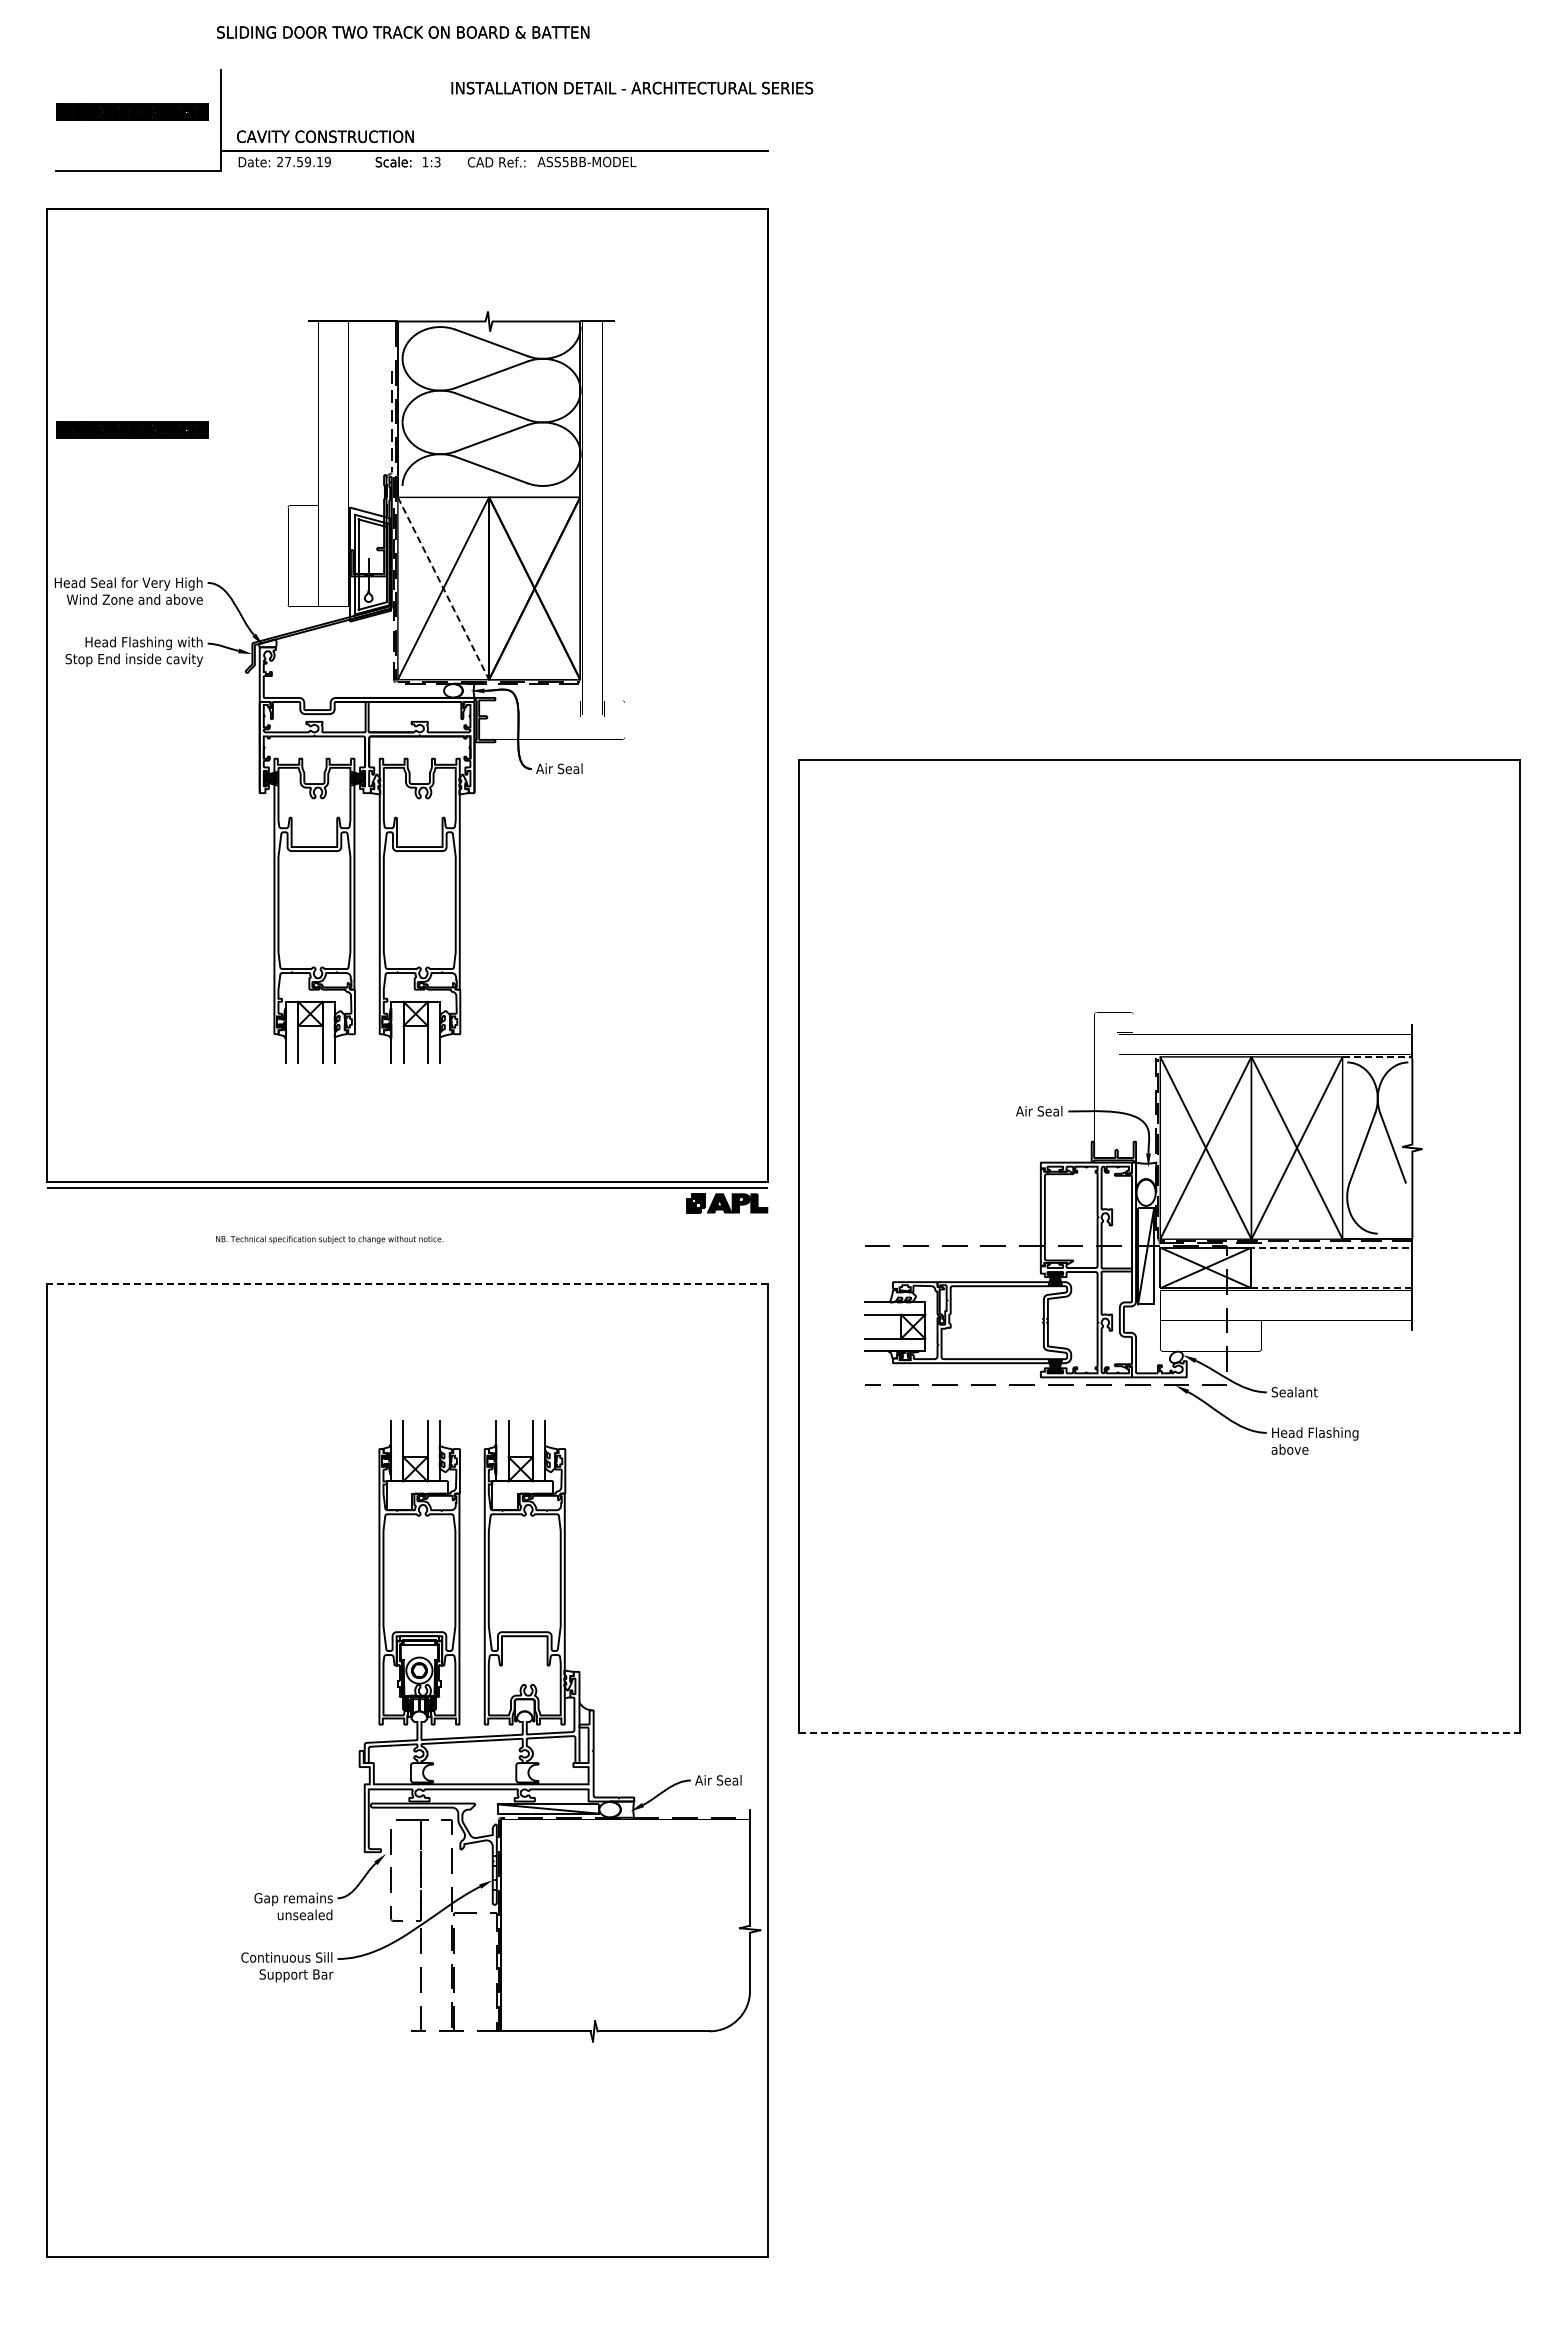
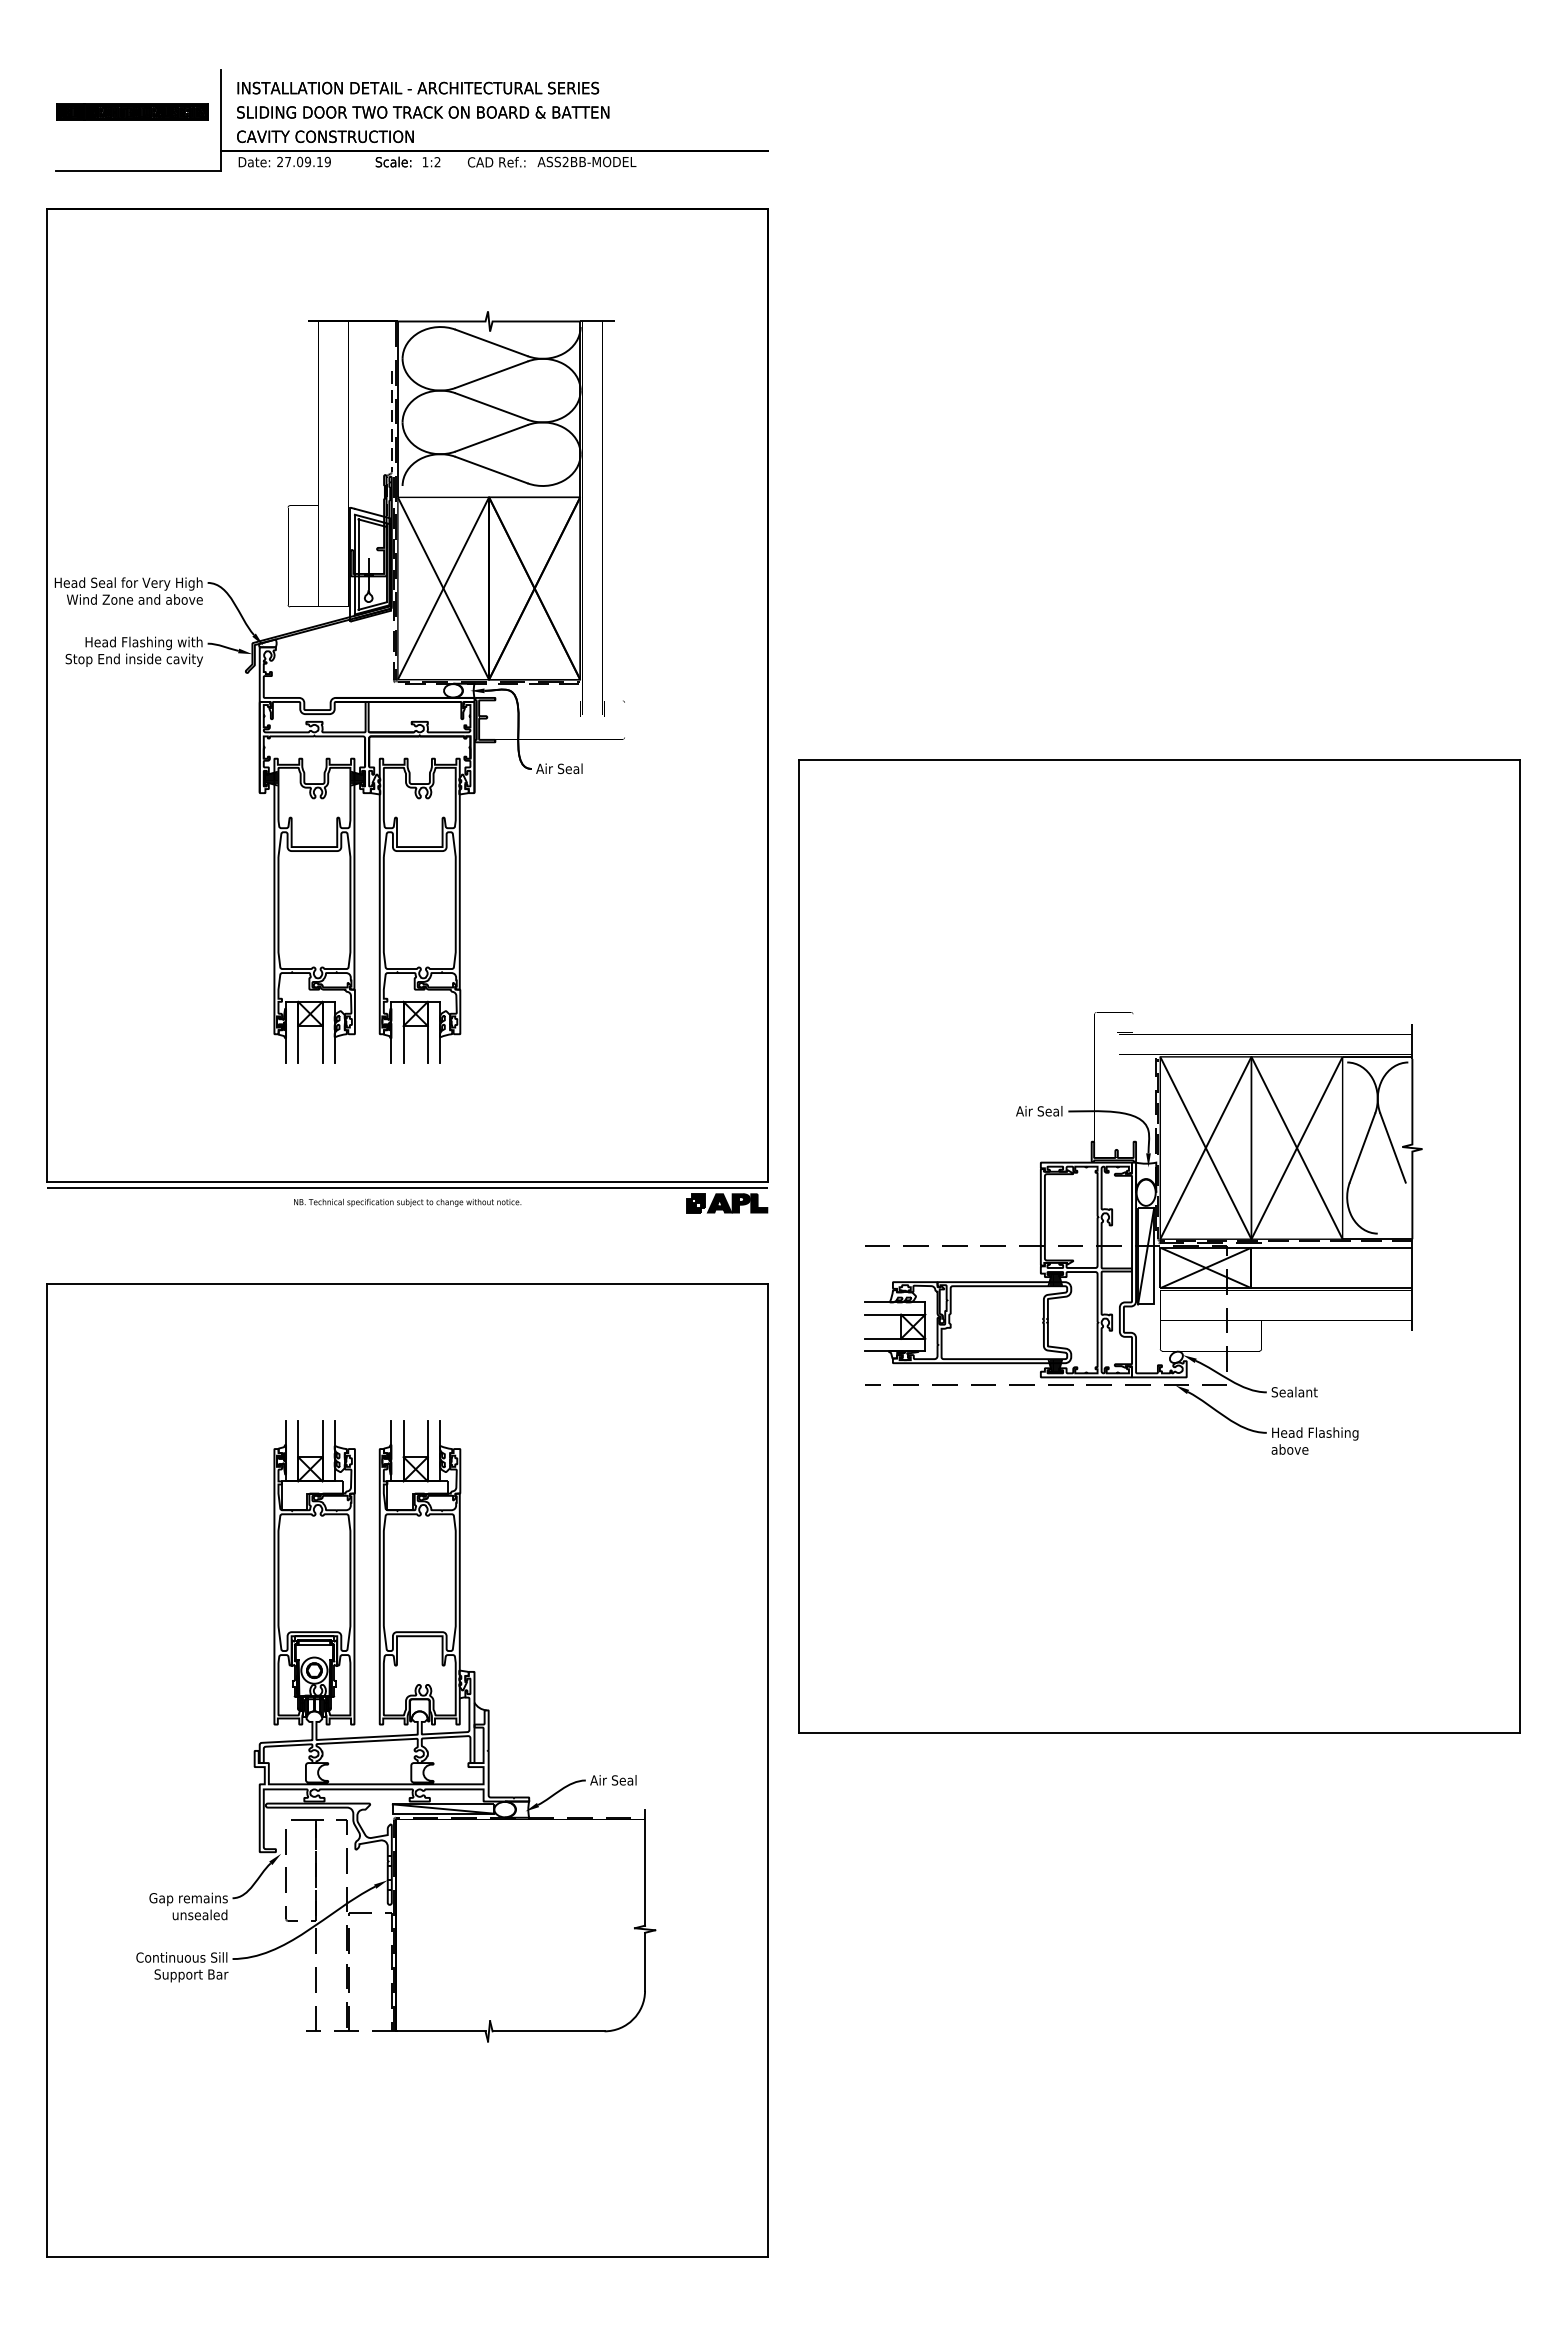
text position: (403, 32) -> (423, 112) (423, 112)
text position: (632, 87) -> (418, 87) (418, 87)
text: 27.59.19 -> 27.09.19 (300, 161)
text: ASS5BB-MODEL -> ASS2BB-MODEL (565, 161)
text: 1:3 -> 1:2 (437, 162)
part: present -> none (132, 429)
line: dashed -> solid (443, 588)
line: dashed -> solid (1377, 1056)
text position: (329, 1239) -> (407, 1202) (407, 1202)
line: dashed -> solid (1251, 1267)
line: dashed -> solid (407, 1284)
part position: (501, 1731) -> (396, 1731) (396, 1731)
line: dashed -> solid (1159, 1733)
